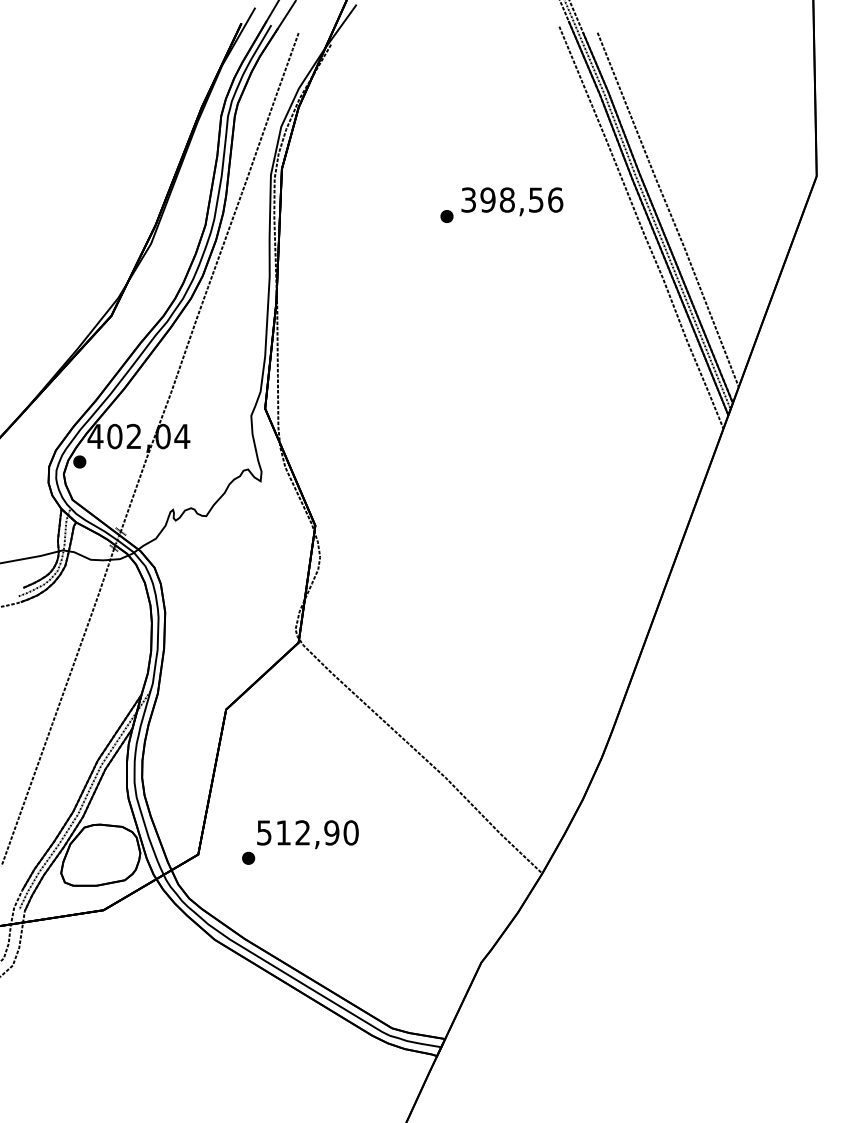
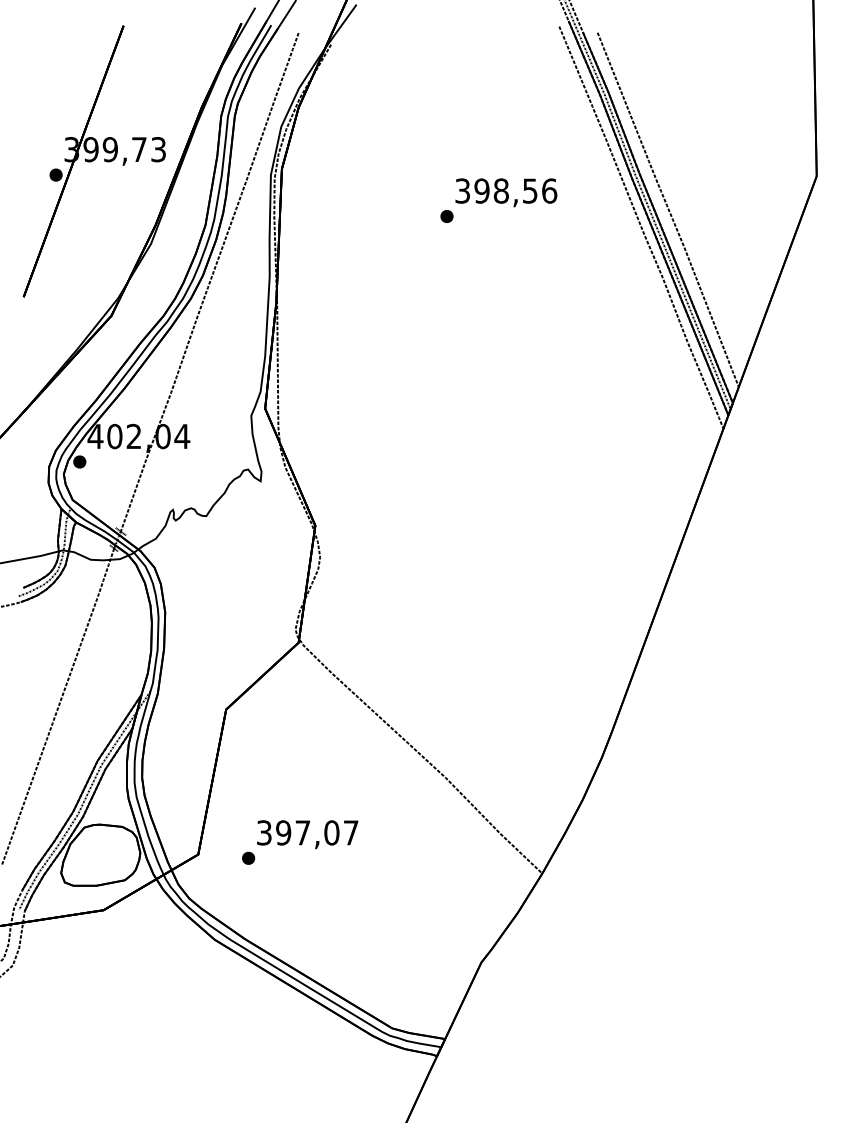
part: none -> present (93, 161)
text position: (512, 201) -> (506, 192) (506, 192)
text: 512,90 -> 397,07 (307, 832)
